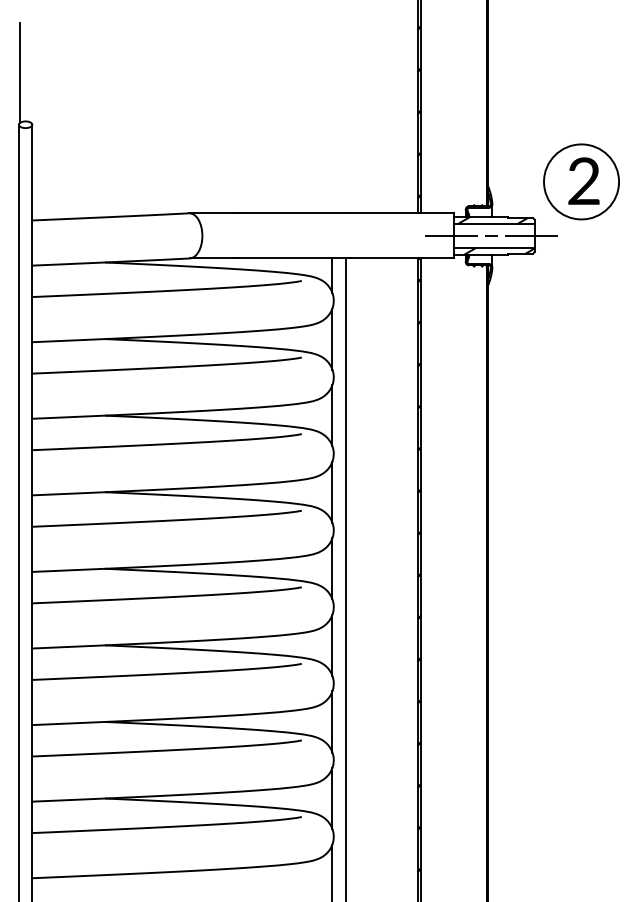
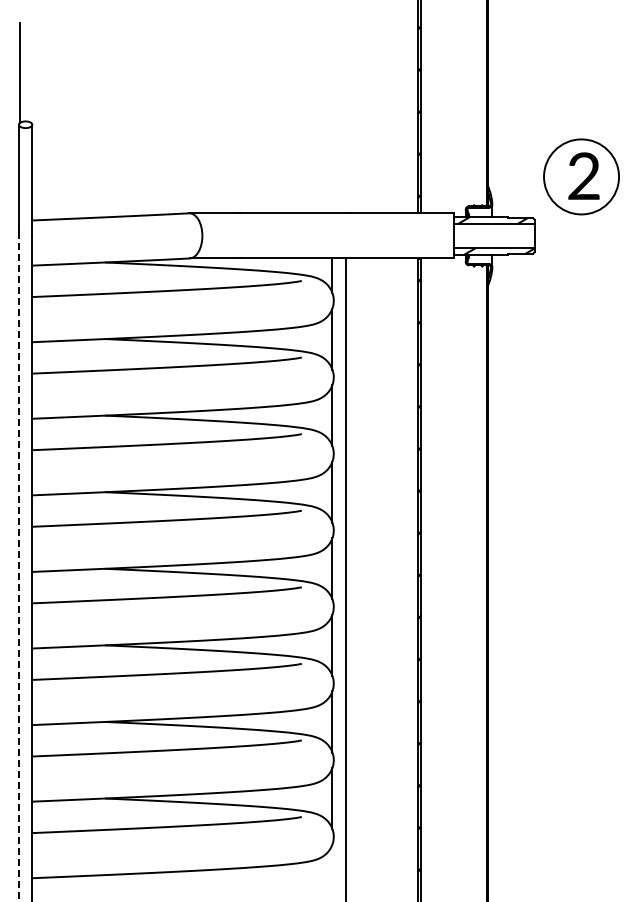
part position: (581, 181) -> (581, 176) (581, 176)
line: present -> none (491, 235)
line: solid -> dashed (18, 568)
line: present -> none (332, 871)
